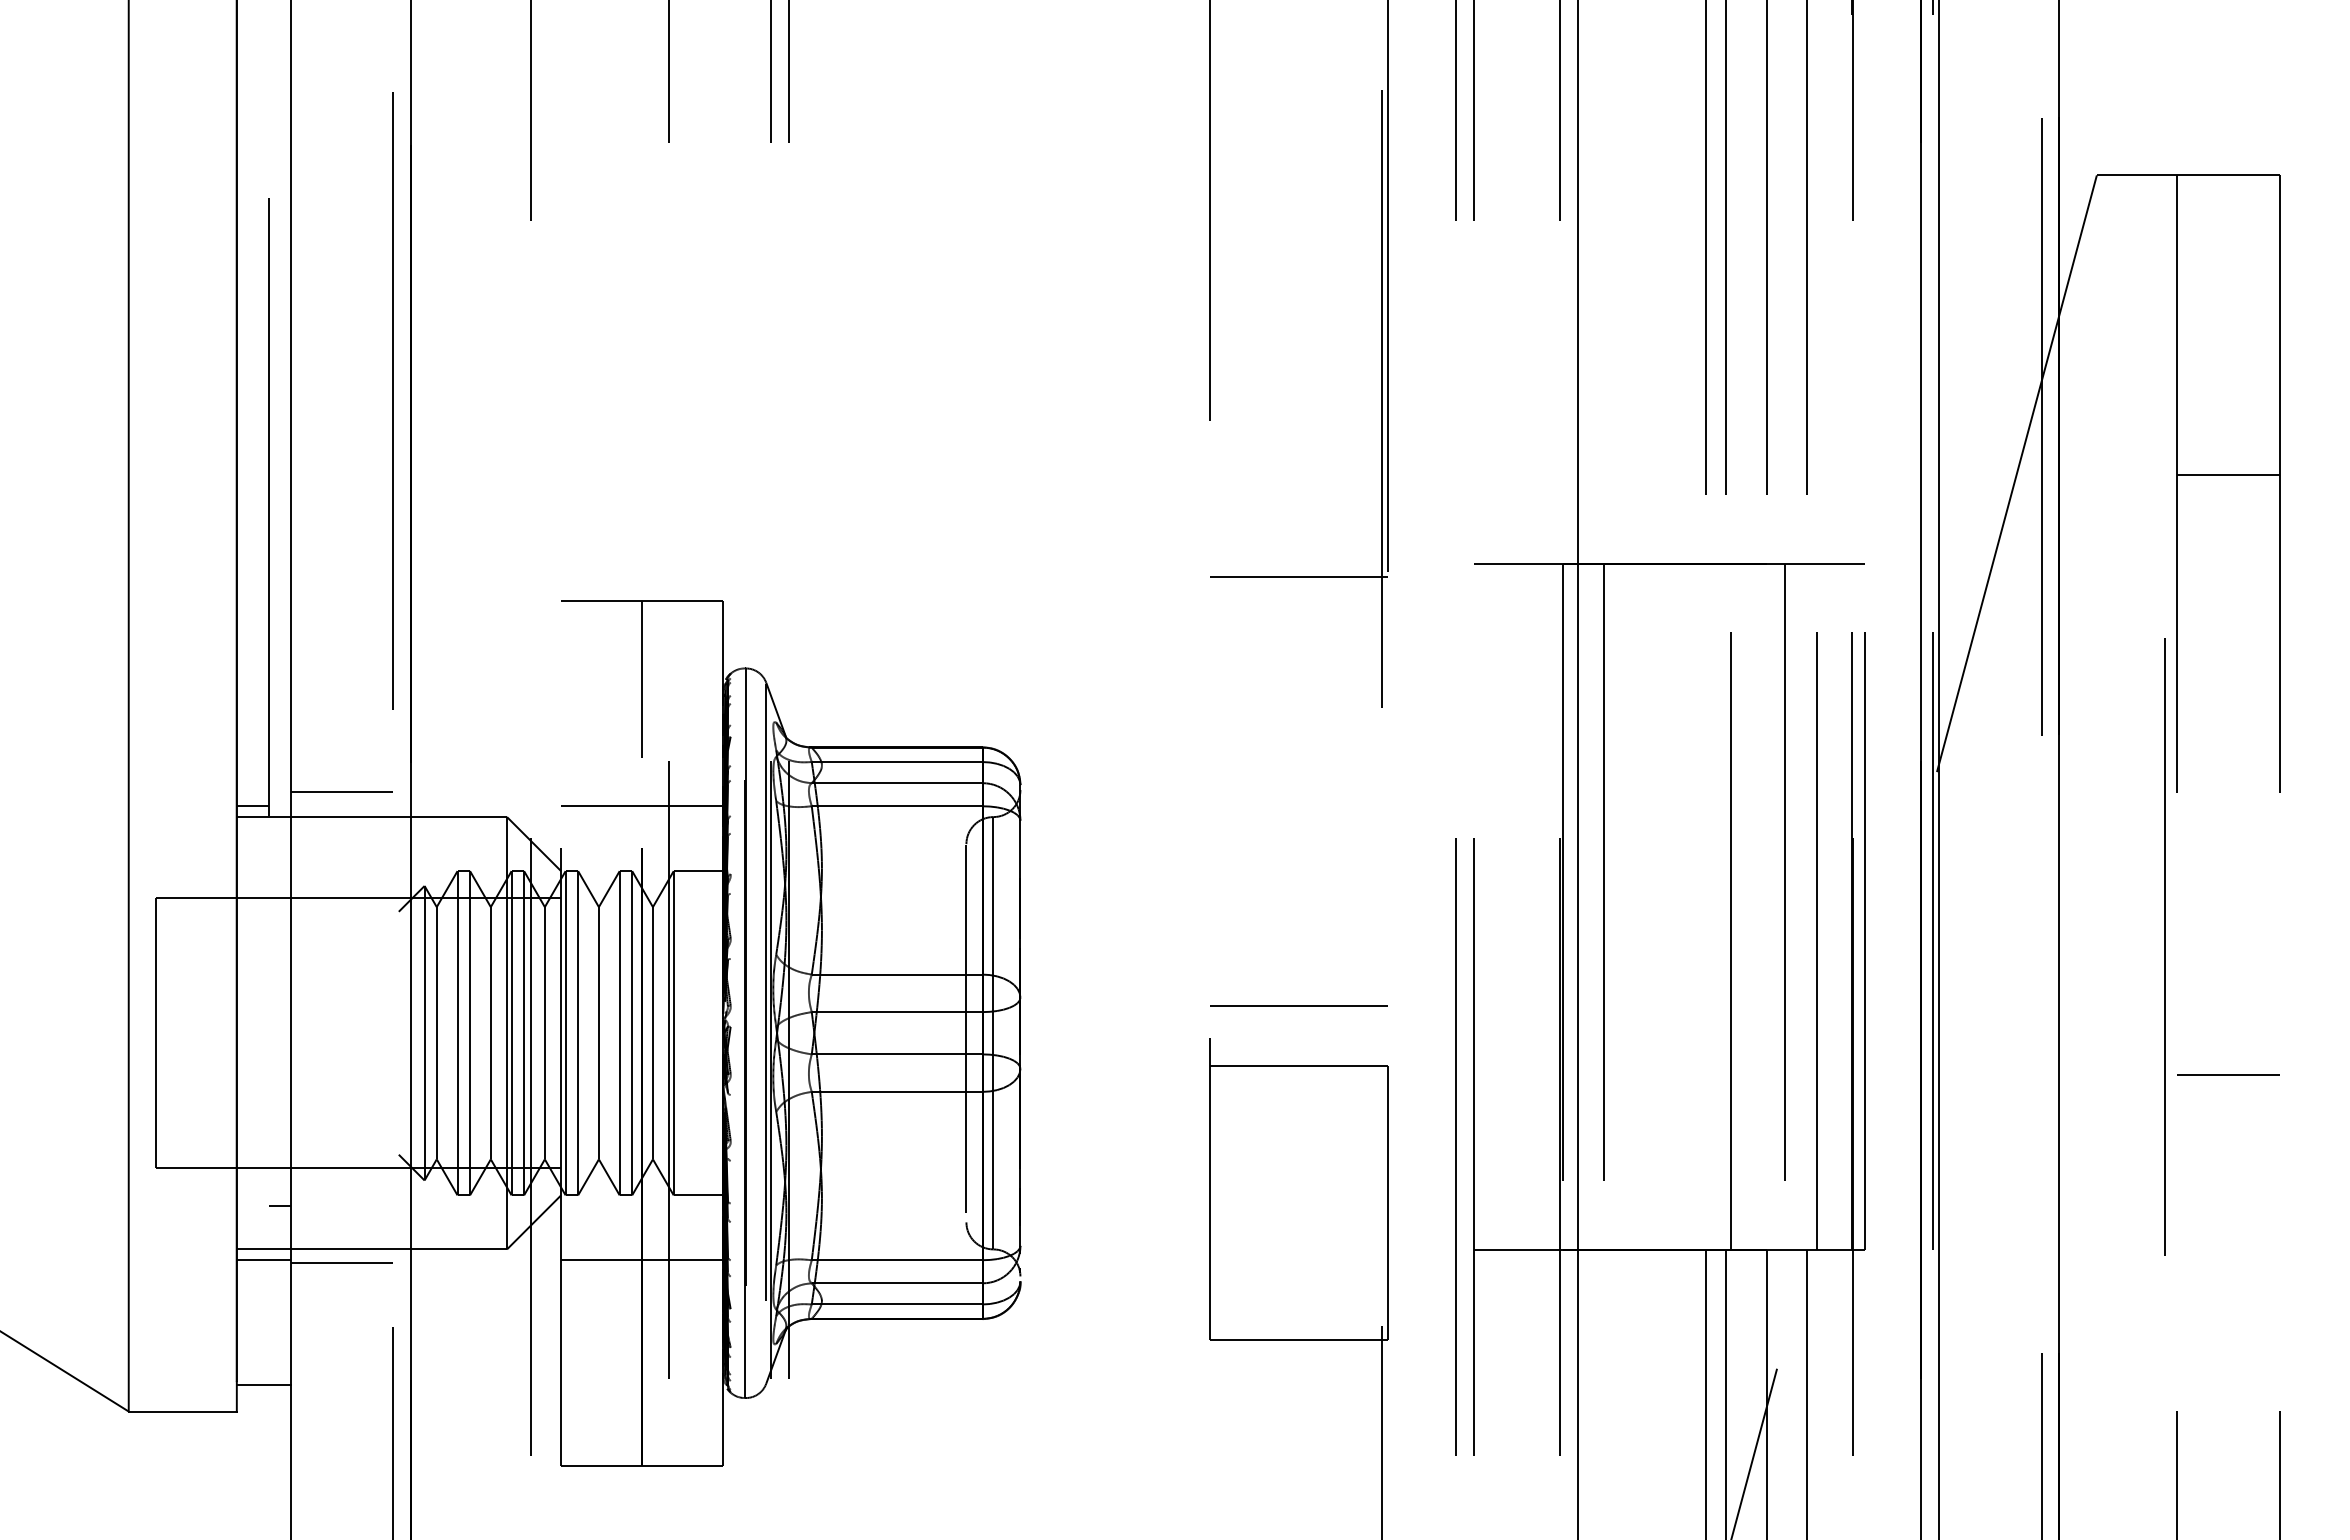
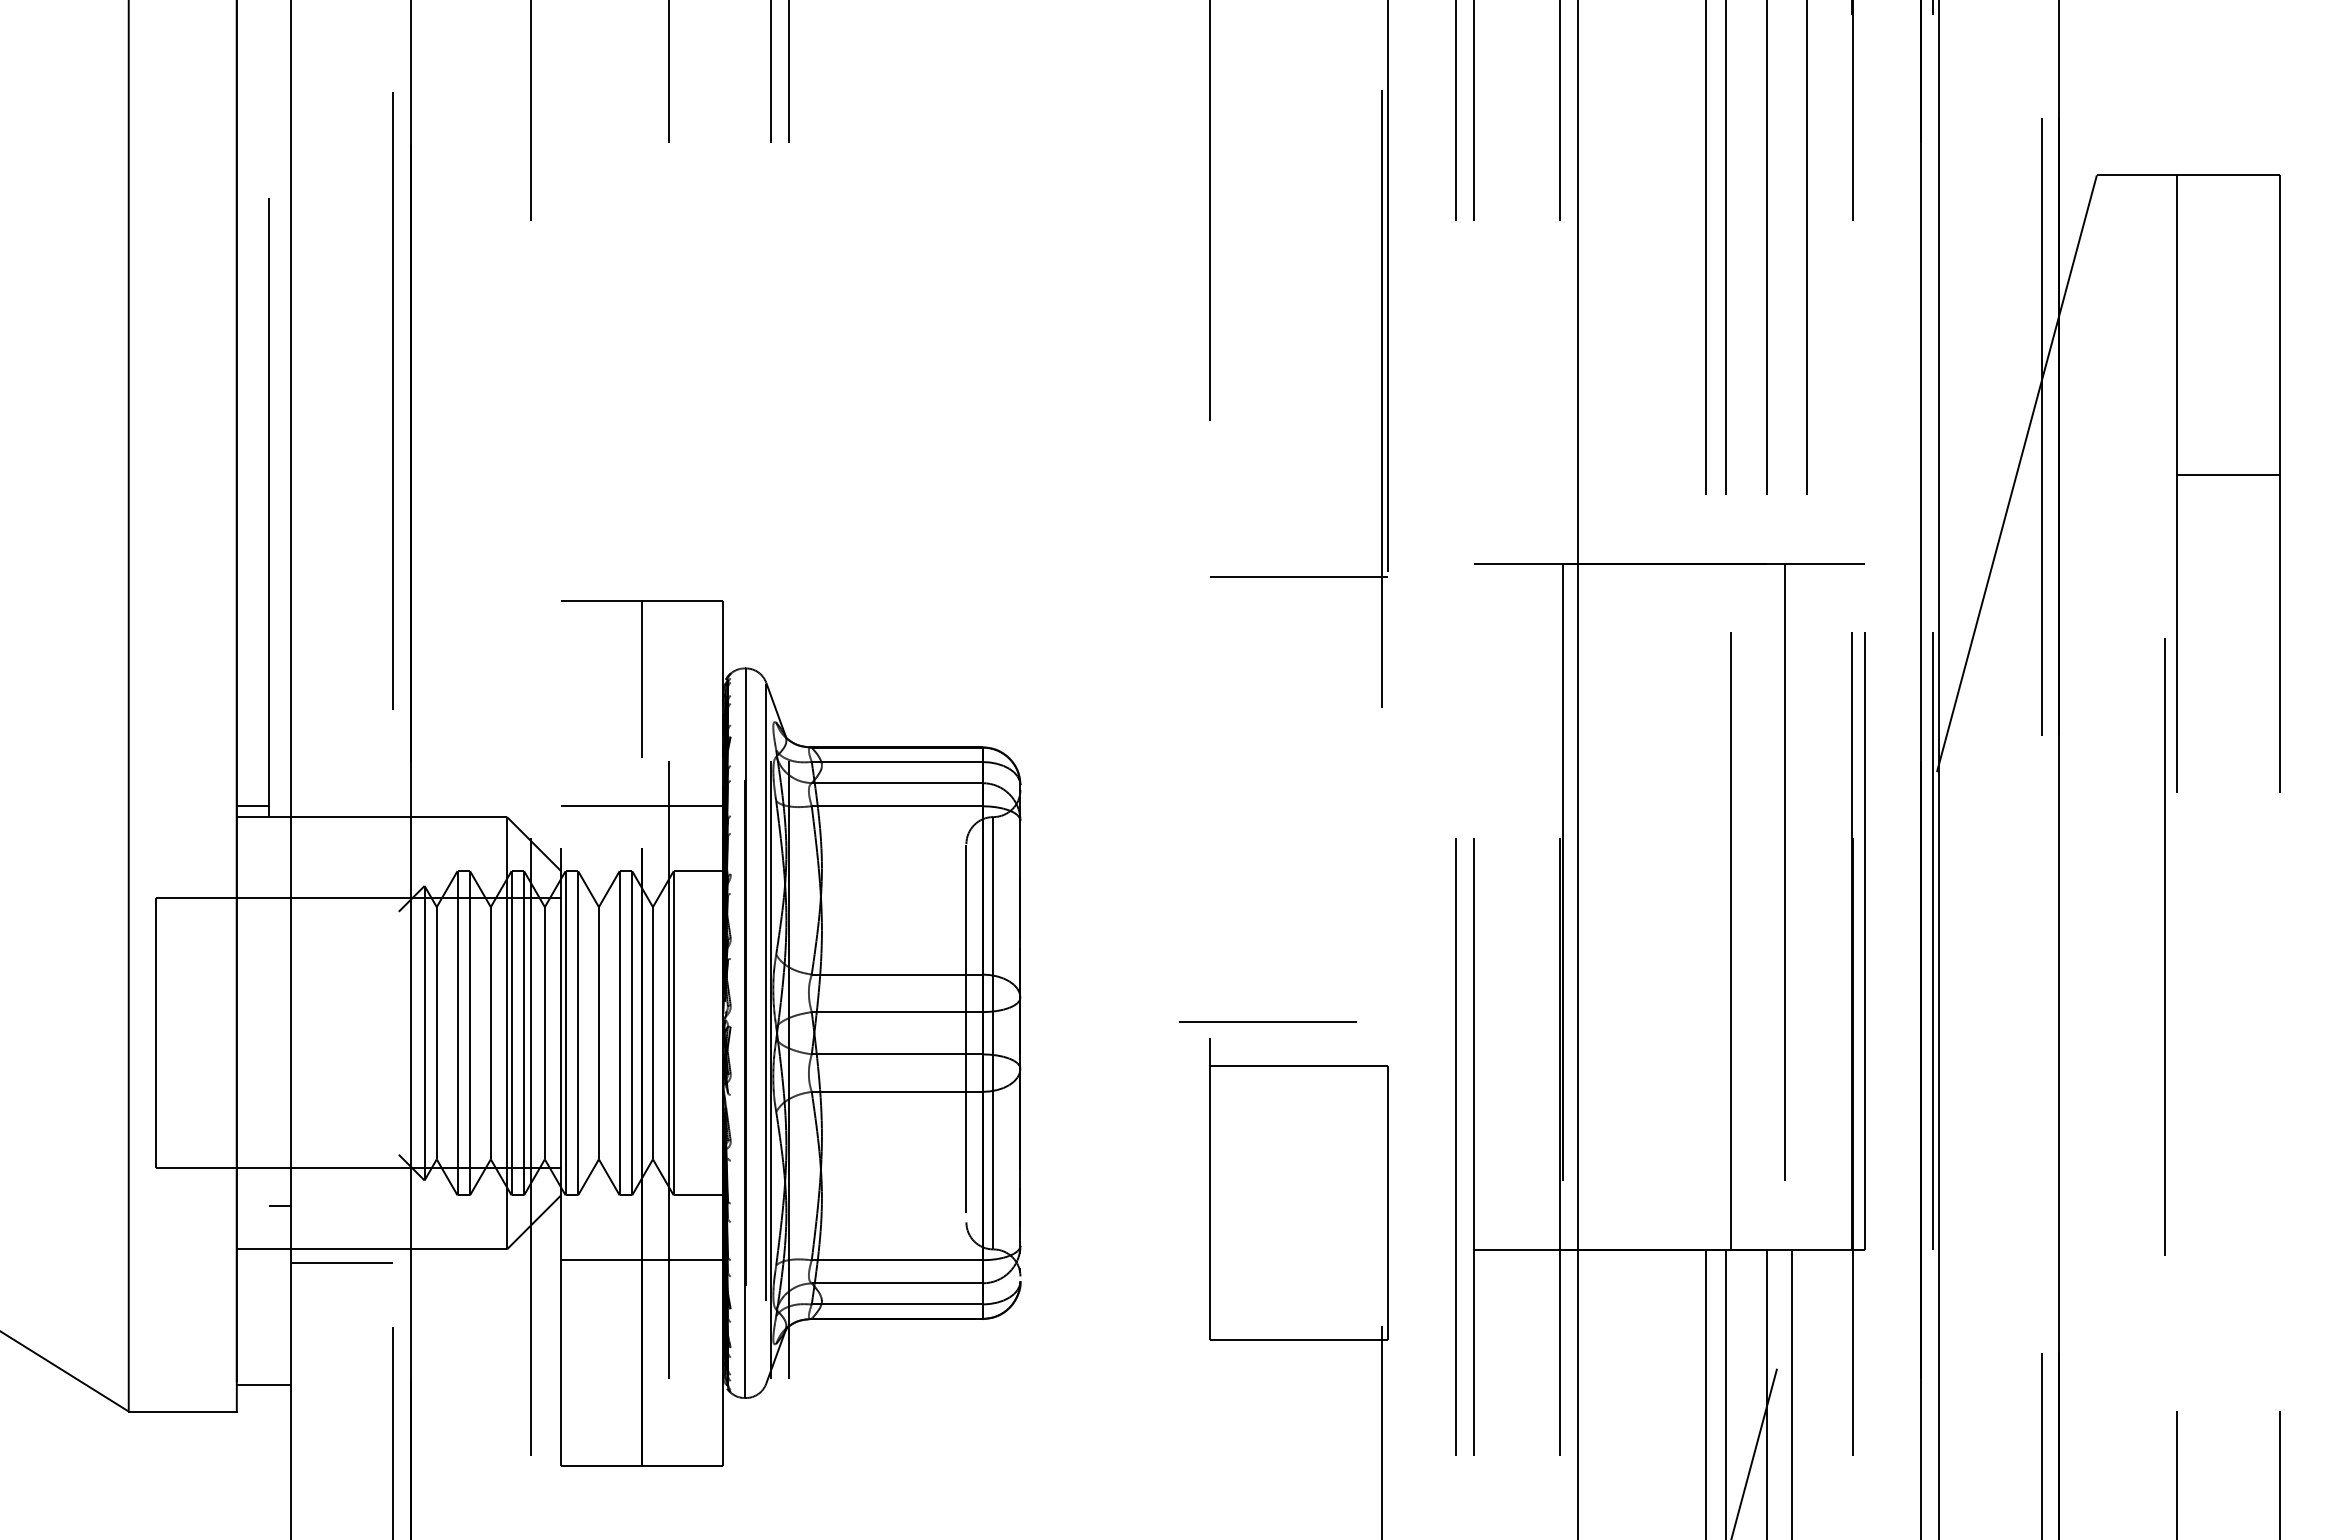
line: present -> none (341, 792)
line: present -> none (1604, 906)
line: present -> none (1816, 906)
line position: (1298, 1005) -> (1267, 1021) (1267, 1021)
line: present -> none (2228, 1074)
line: present -> none (263, 1260)
line position: (1806, 1393) -> (1791, 1393) (1791, 1393)
